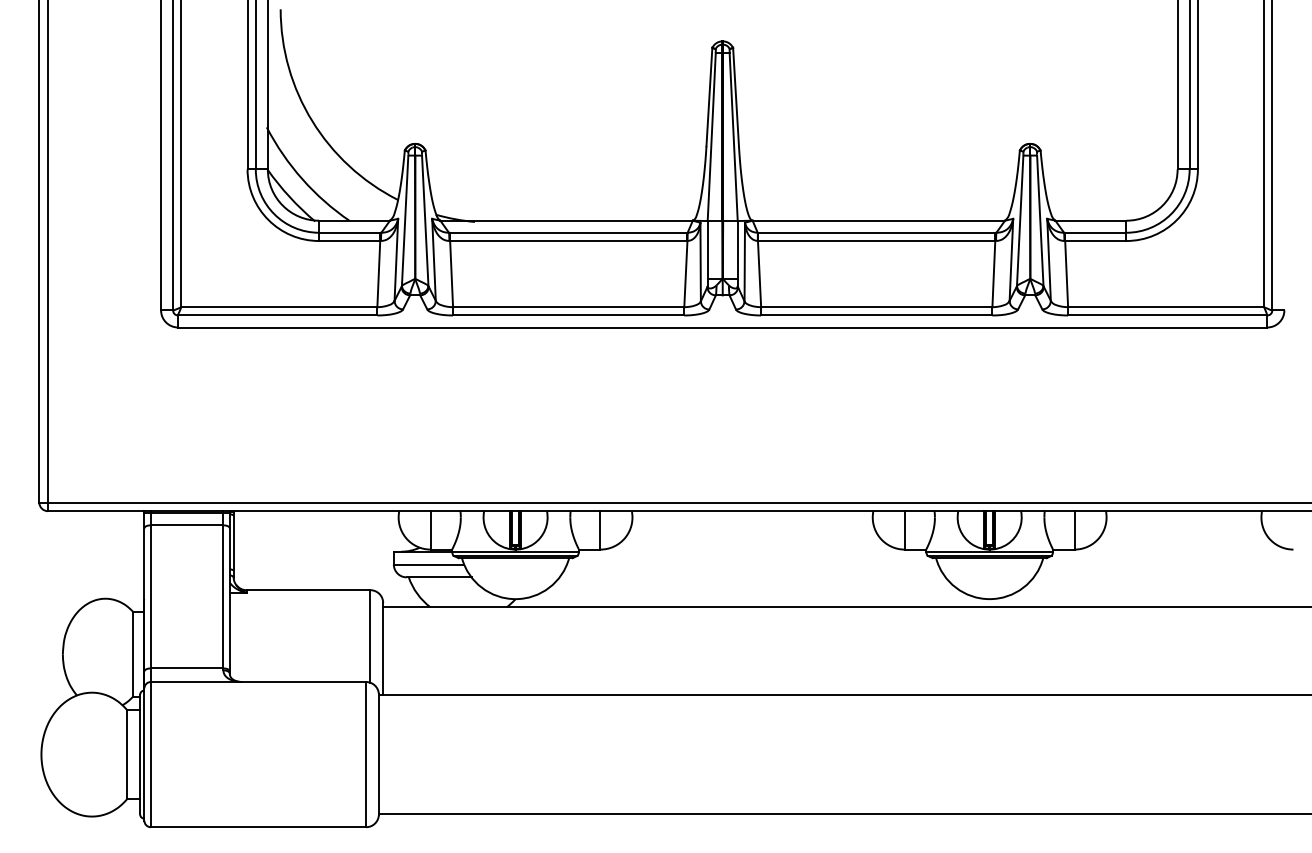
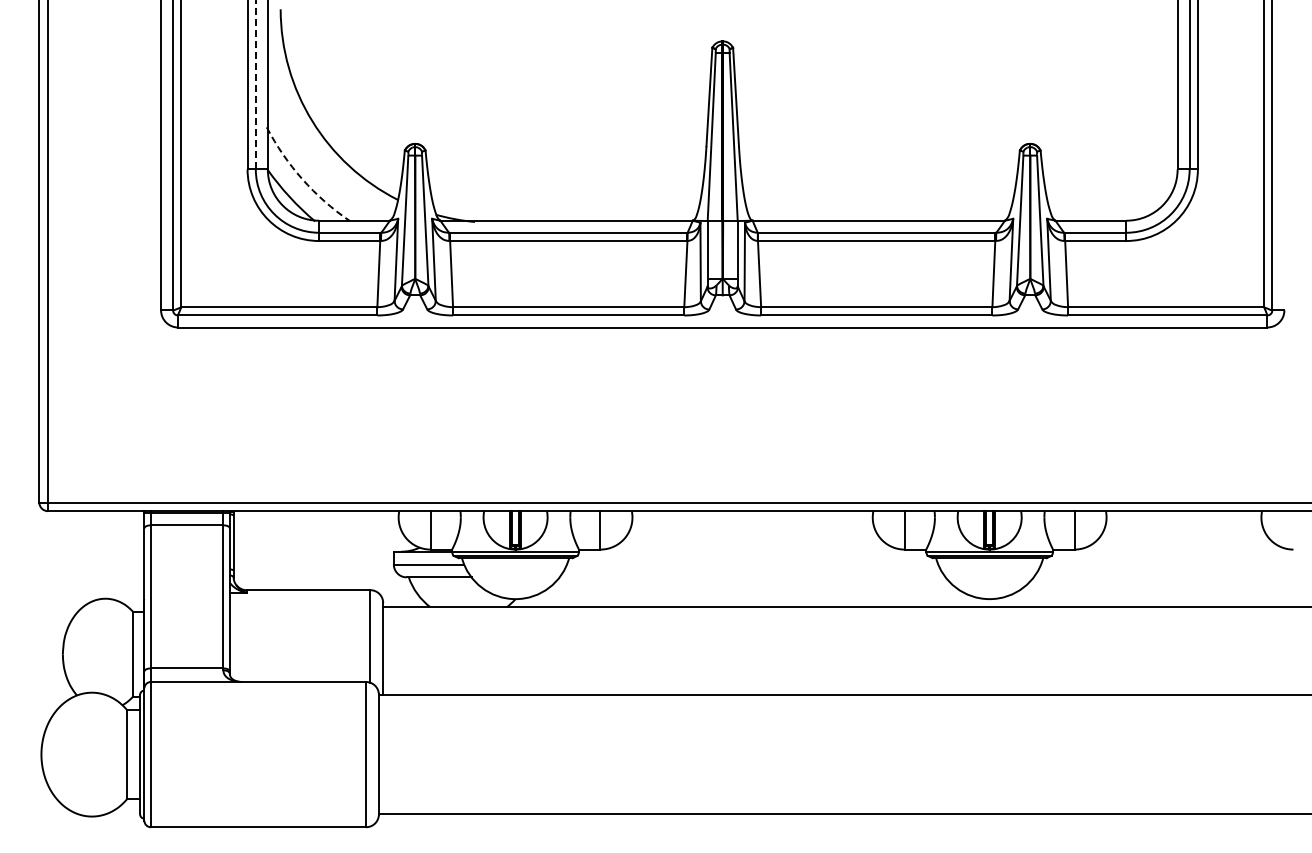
line: solid -> dashed (255, 84)
arc: solid -> dashed (302, 179)
